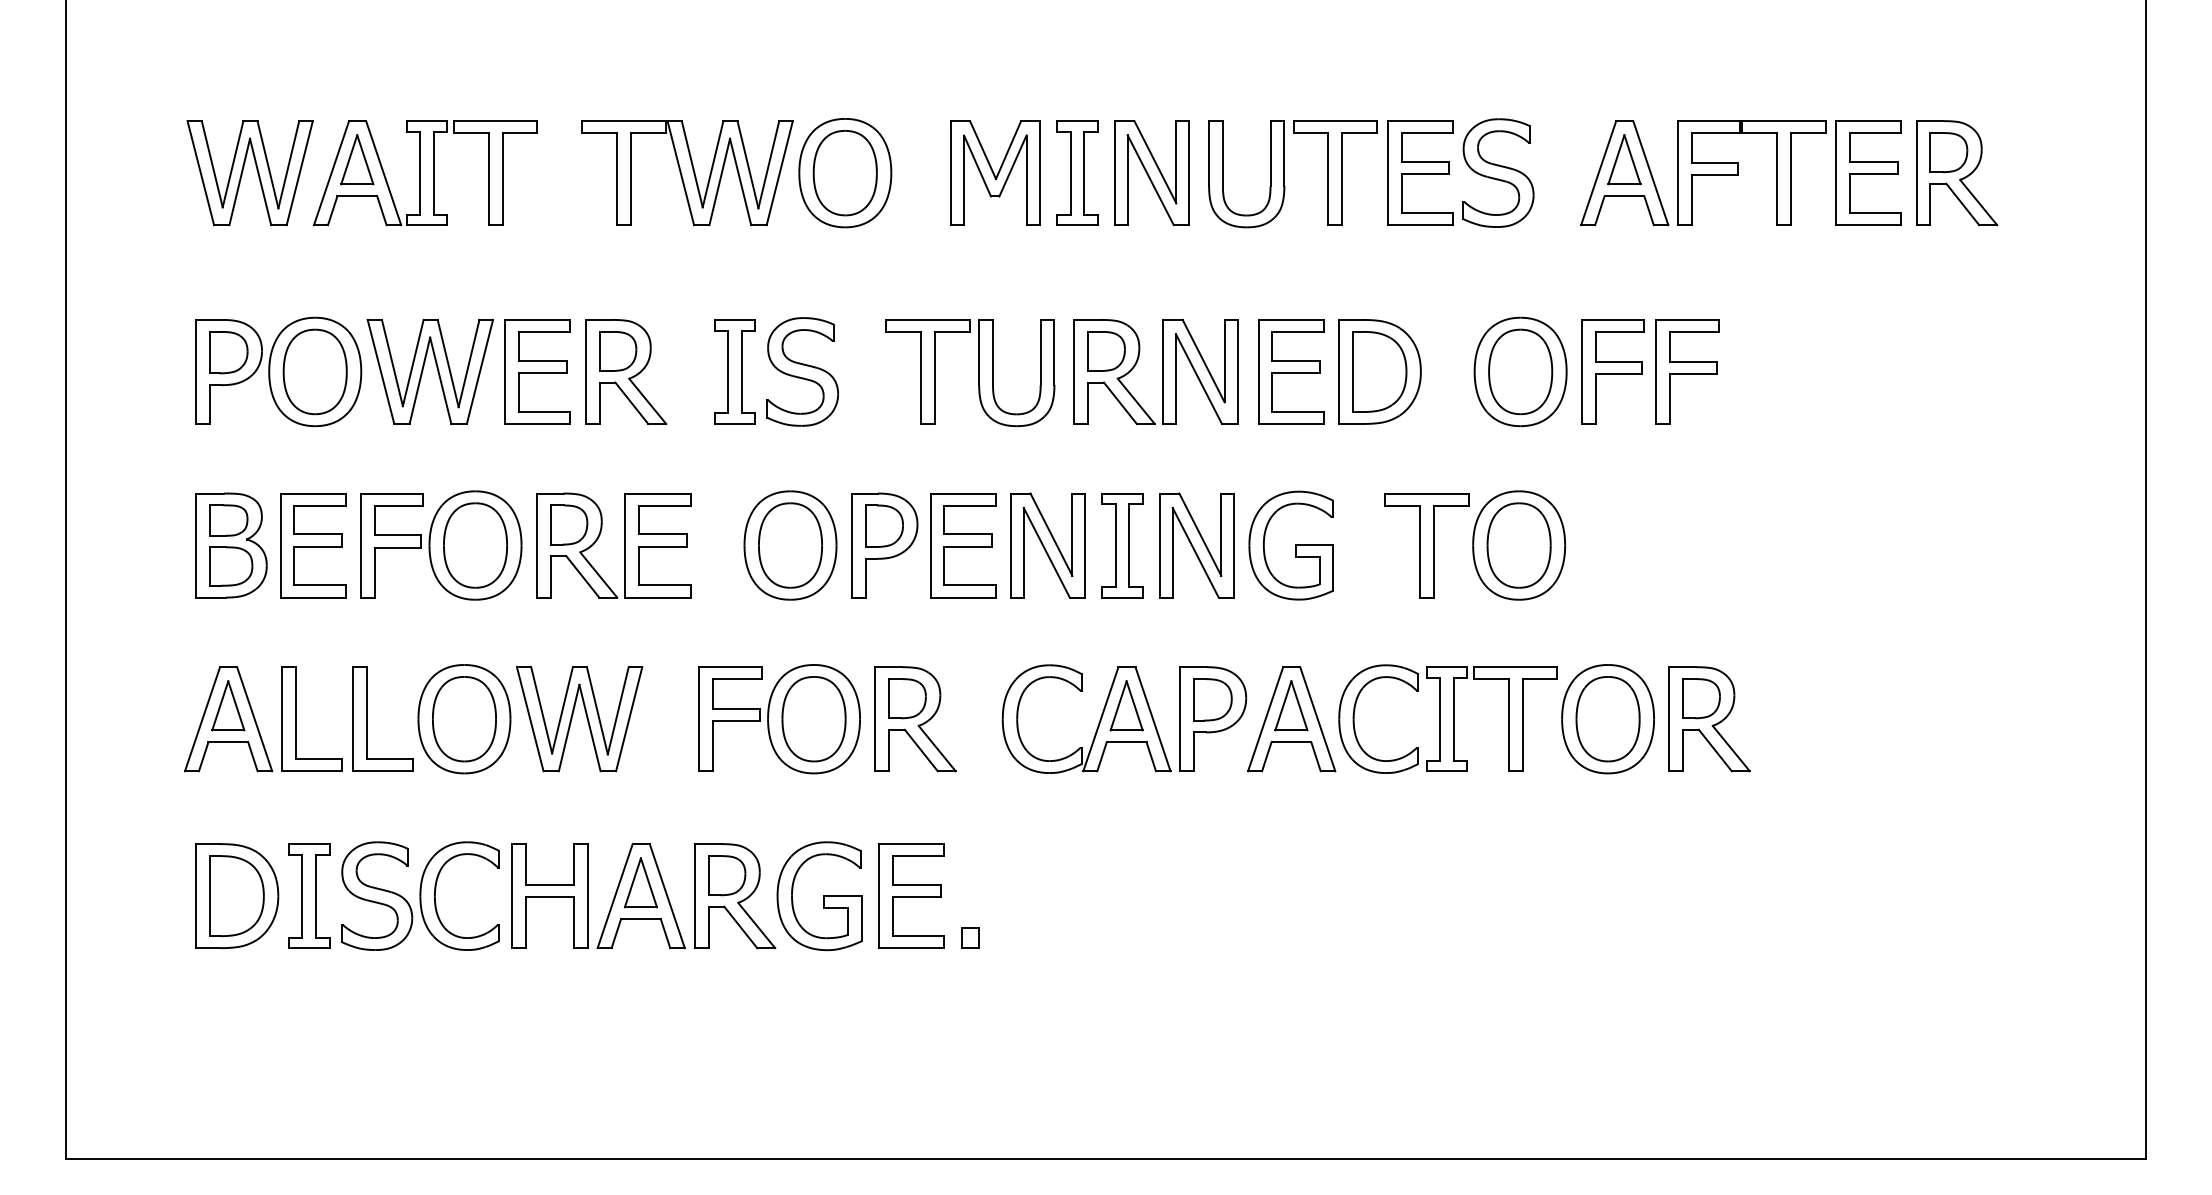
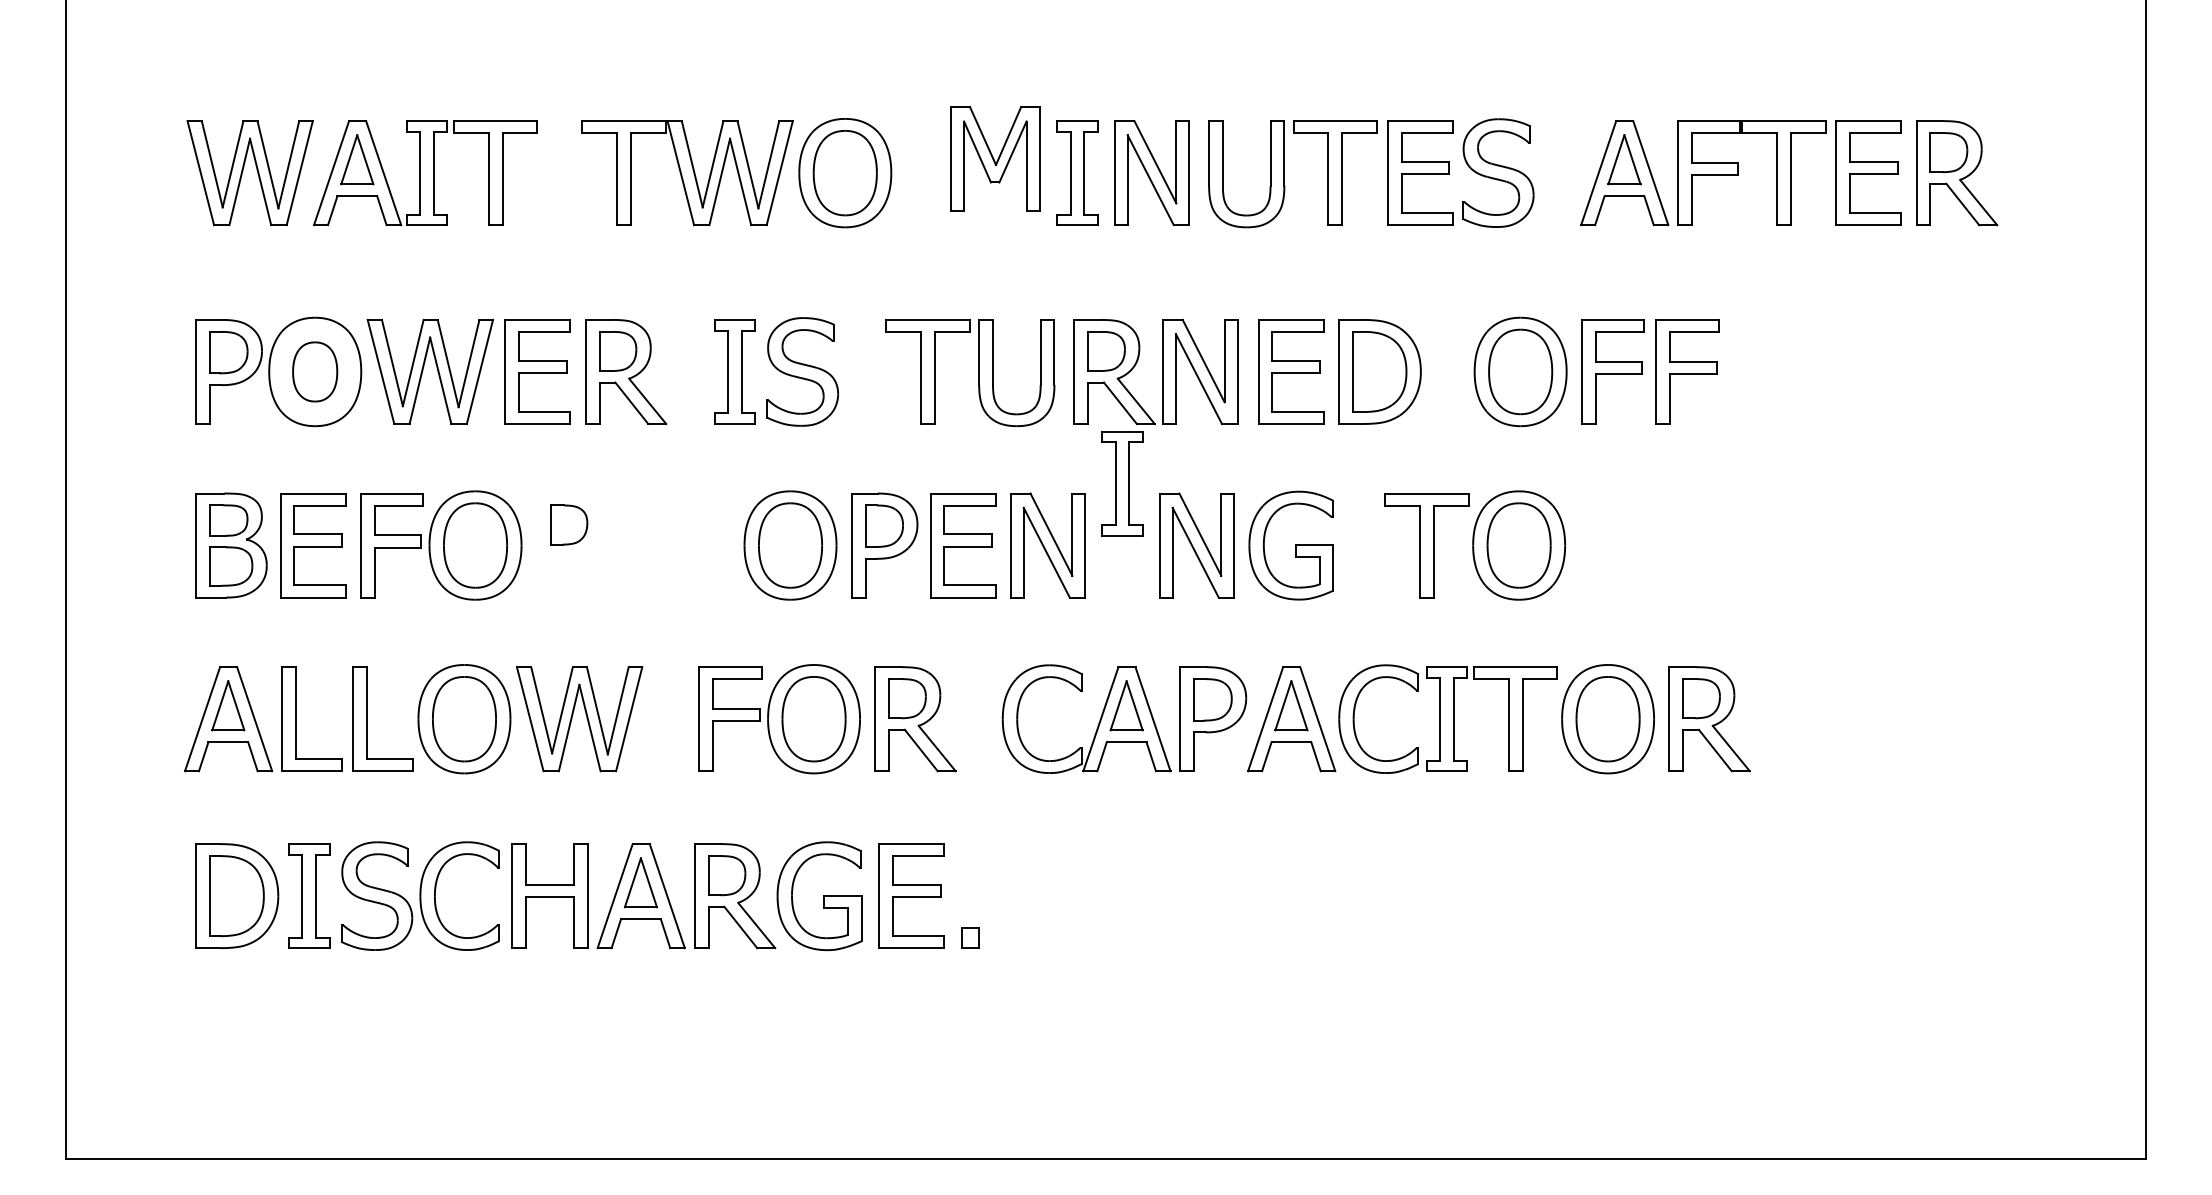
part position: (995, 172) -> (995, 158) (995, 158)
part size: 66x88 px -> 47x62 px (315, 371)
part: present -> none (624, 545)
part position: (1122, 545) -> (1122, 483) (1122, 483)
